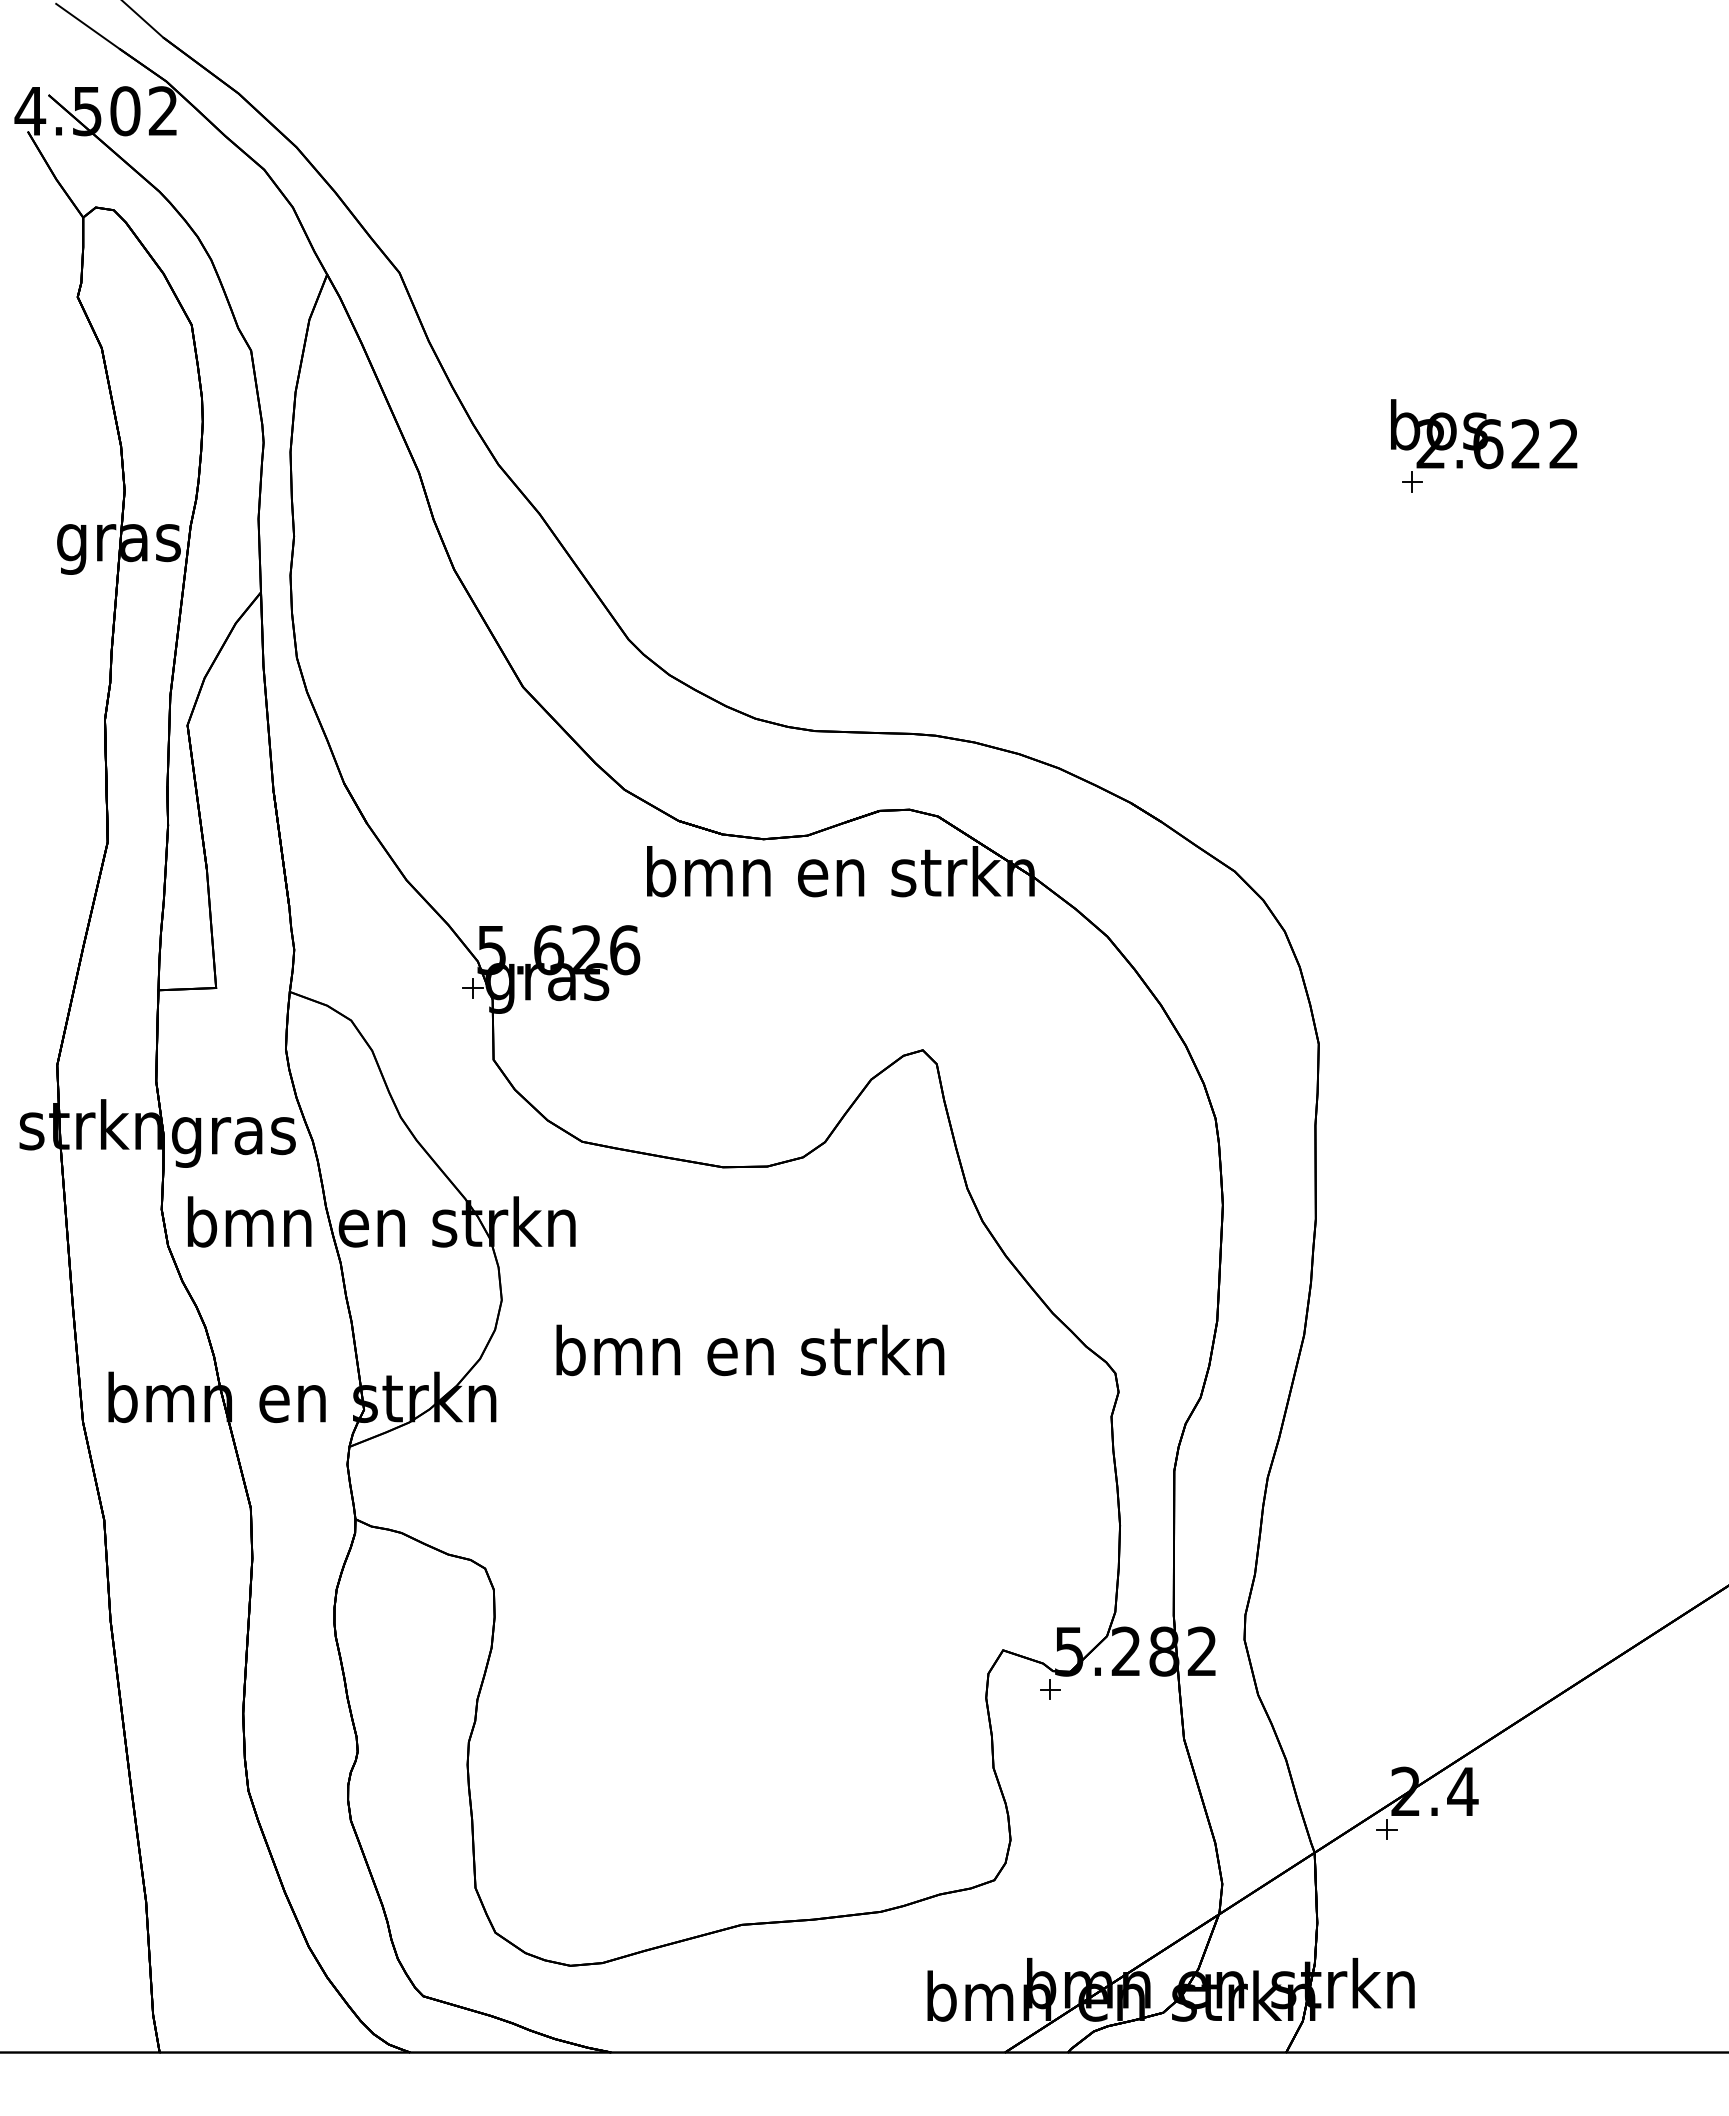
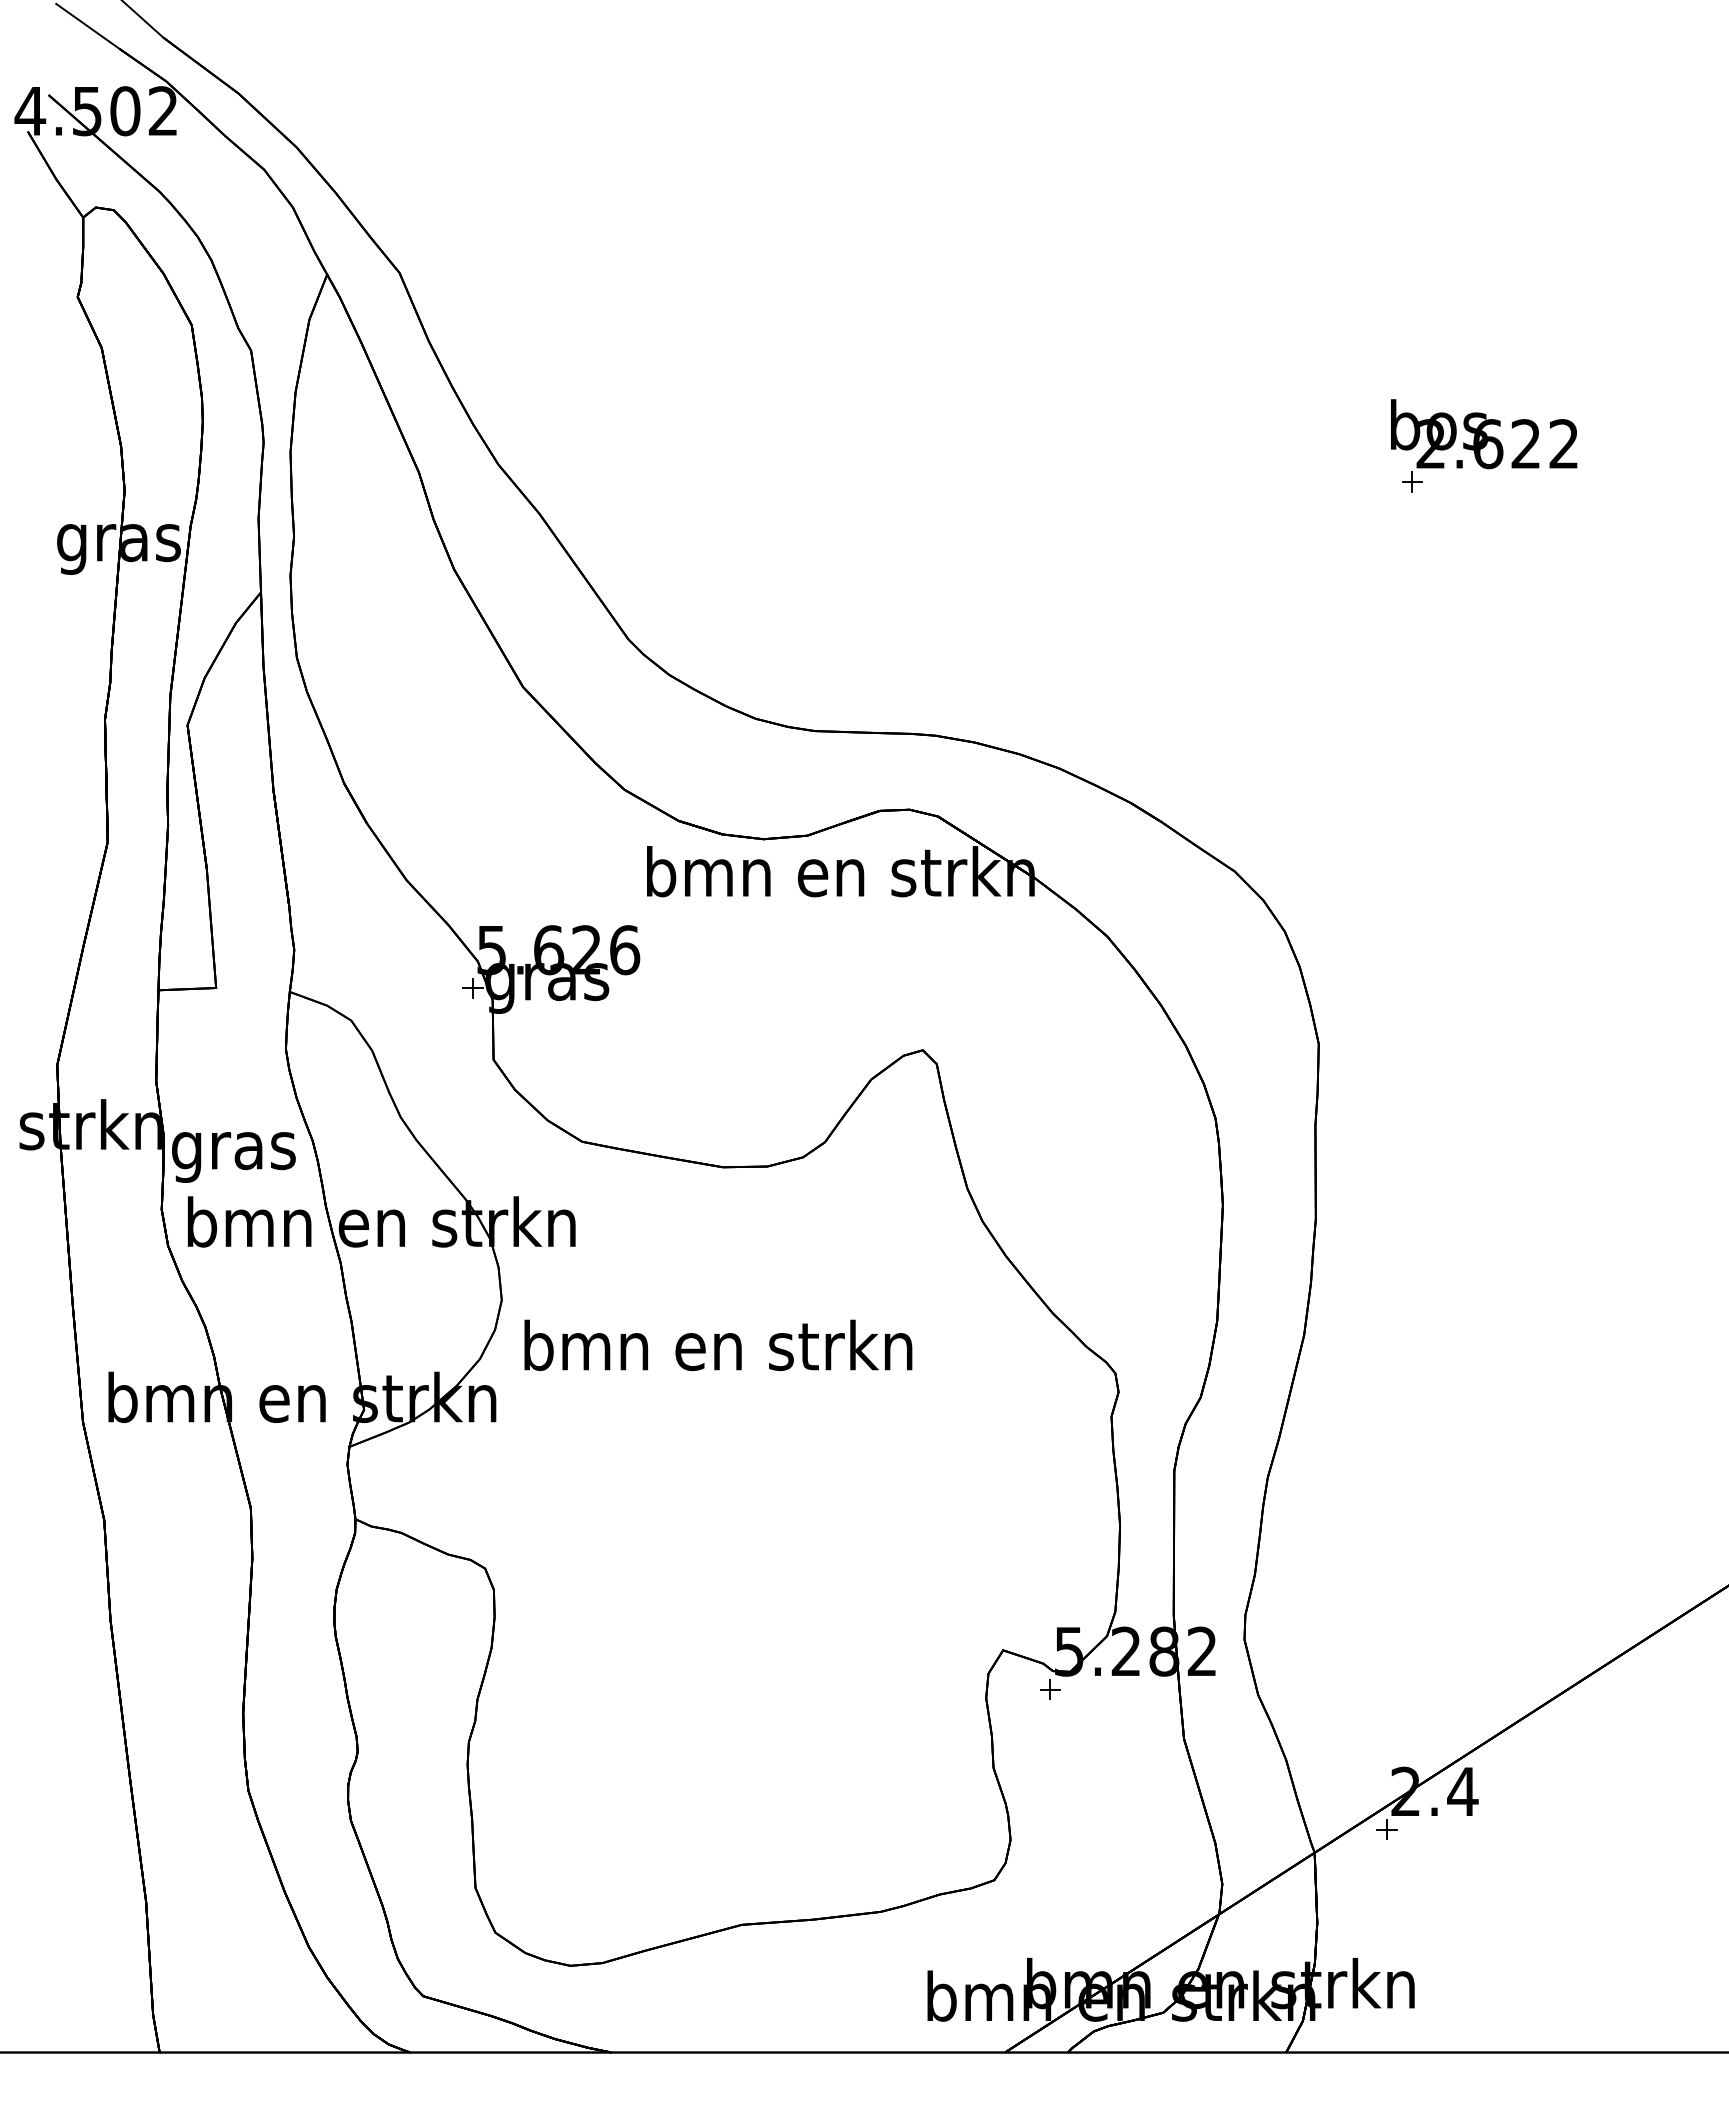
text position: (233, 1142) -> (233, 1157) (233, 1157)
text position: (750, 1350) -> (718, 1345) (718, 1345)
